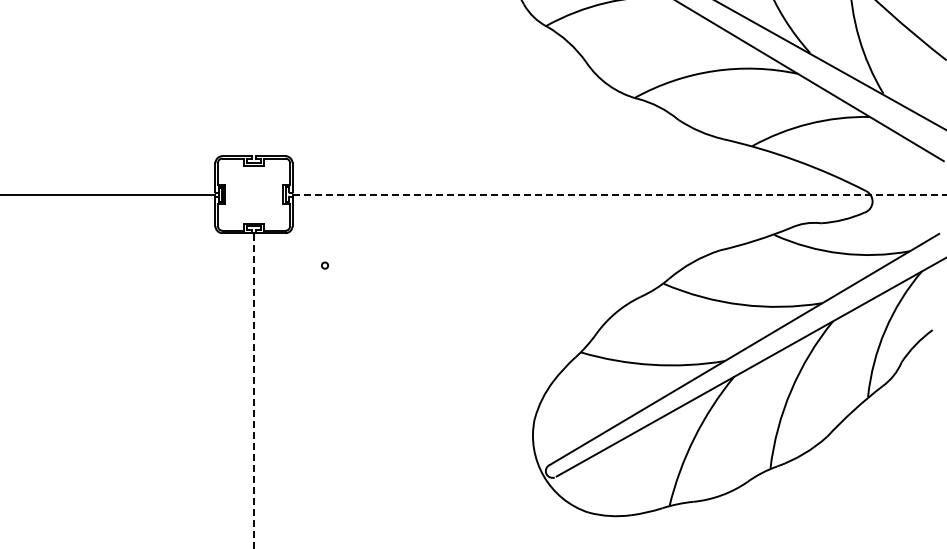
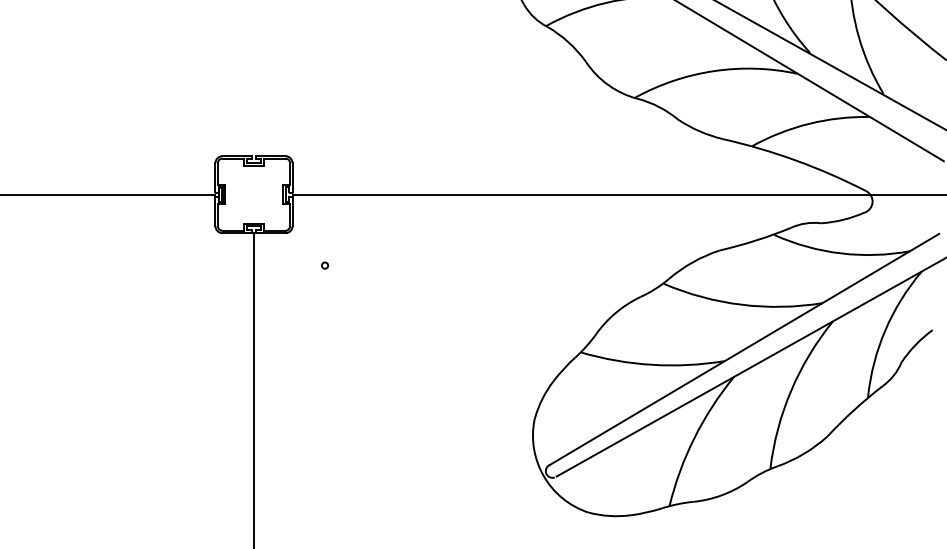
line: dashed -> solid (619, 194)
line: dashed -> solid (254, 391)
